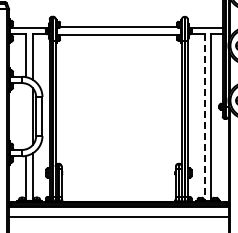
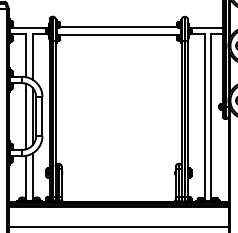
line: none -> present (26, 116)
line: dashed -> solid (204, 118)
line position: (118, 216) -> (118, 226) (118, 226)
